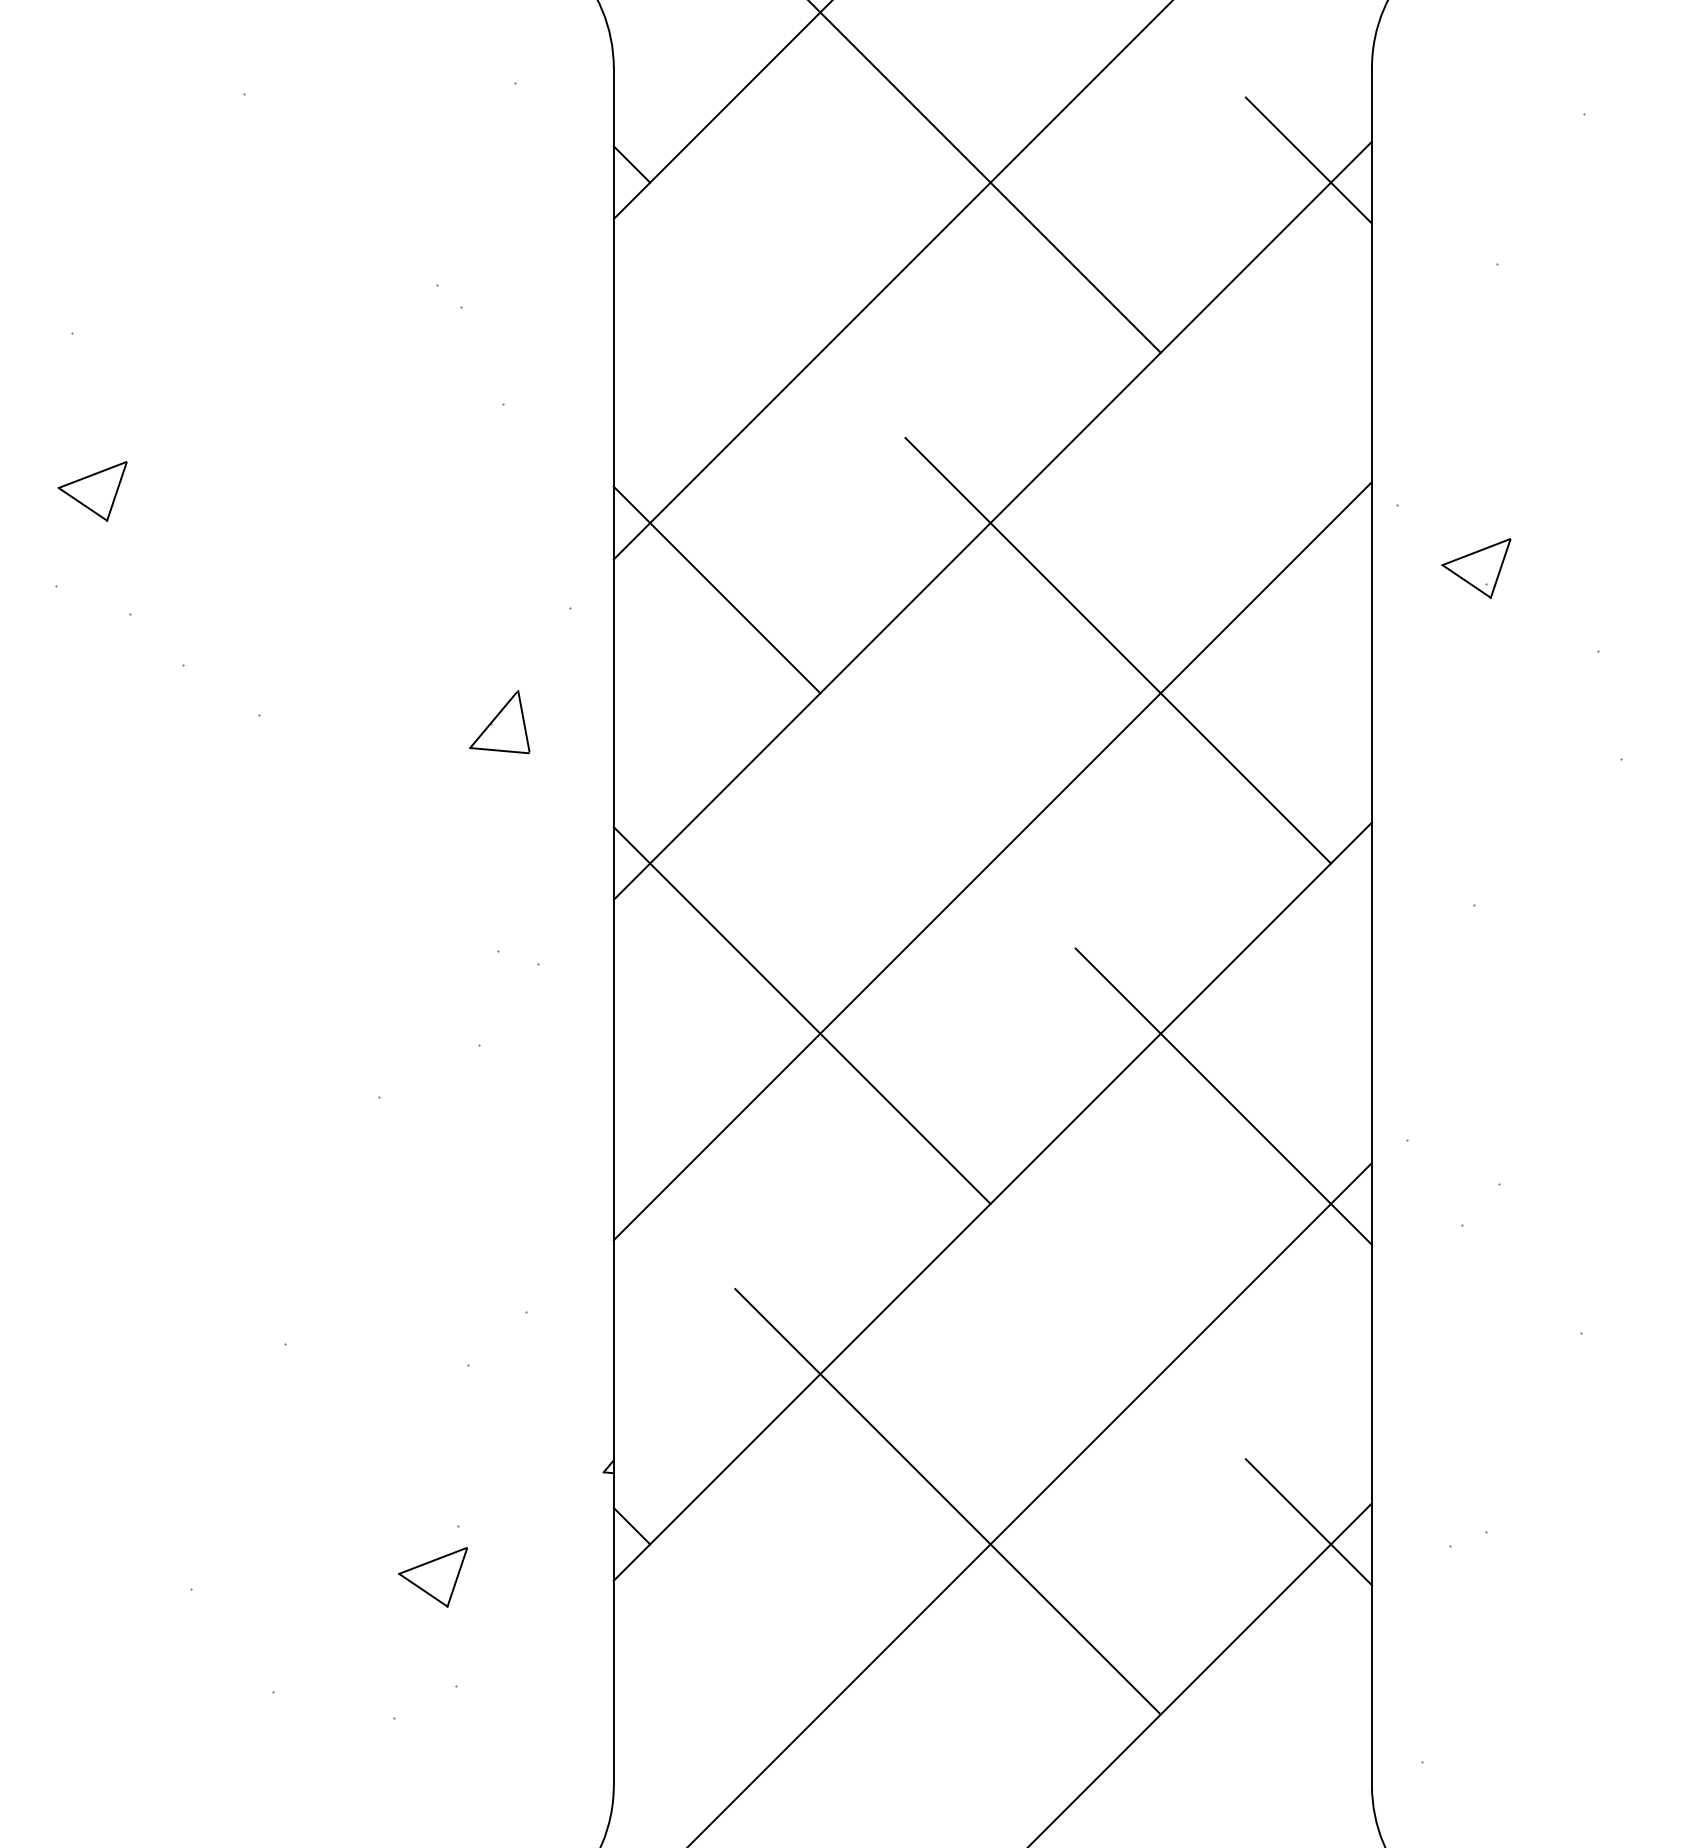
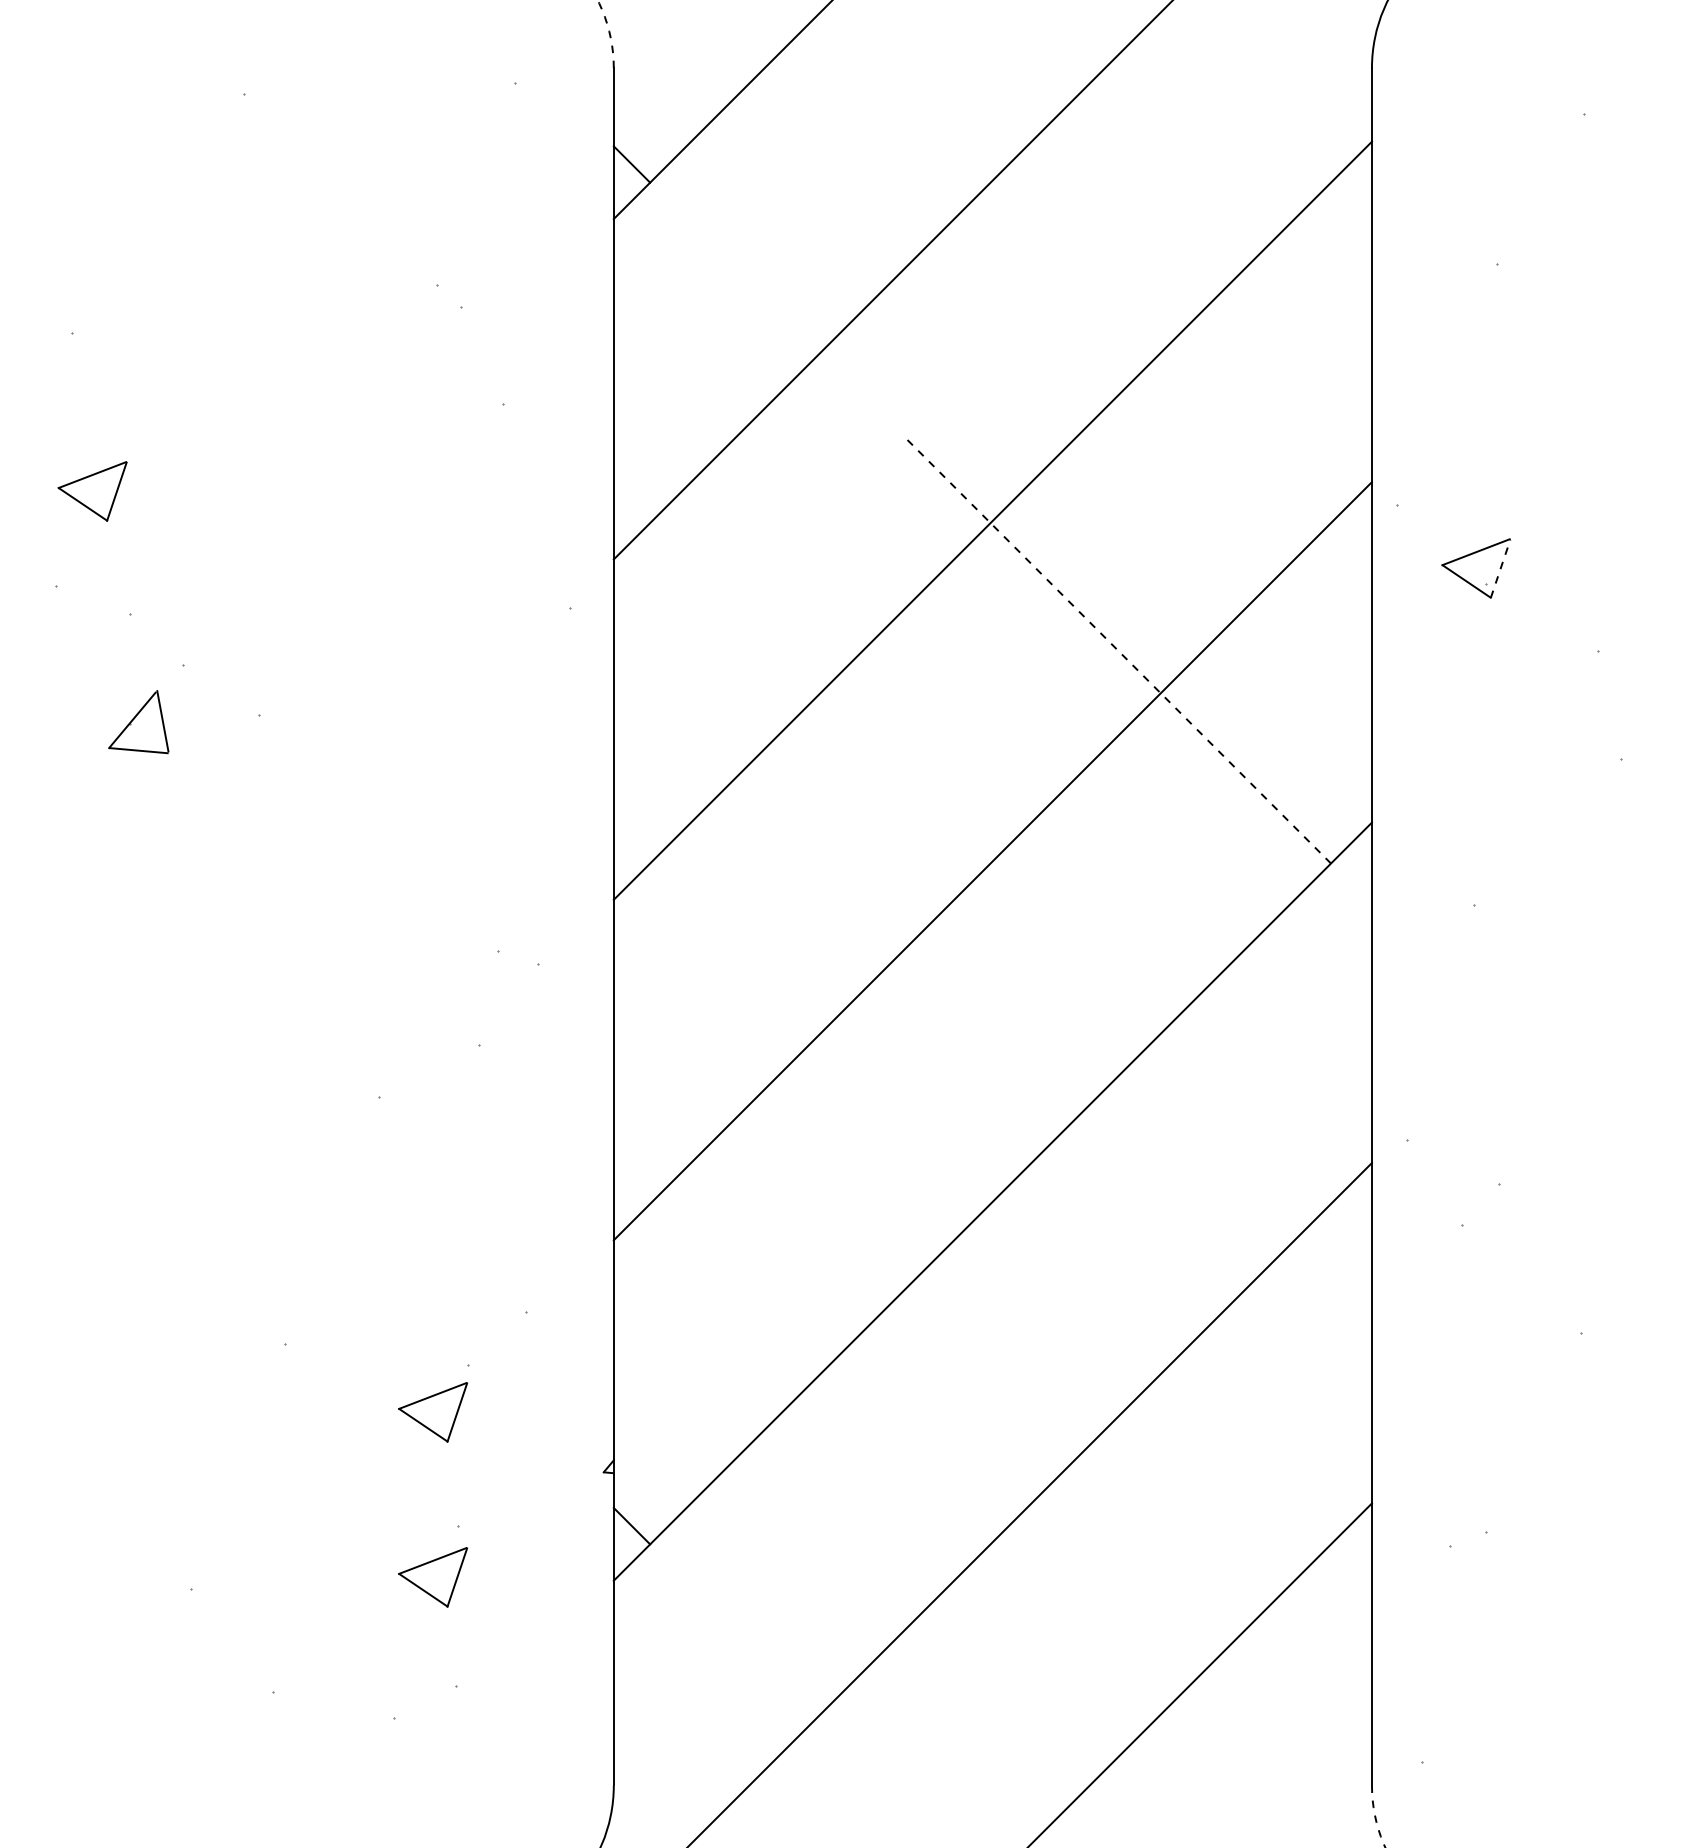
arc: solid -> dashed (609, 33)
line: present -> none (1308, 160)
line: present -> none (985, 177)
line: solid -> dashed (1500, 568)
line: present -> none (716, 589)
line: solid -> dashed (1118, 650)
part position: (499, 722) -> (138, 722) (138, 722)
line: present -> none (801, 1015)
line: present -> none (1223, 1096)
part: none -> present (433, 1412)
line: present -> none (947, 1501)
line: present -> none (1308, 1522)
arc: solid -> dashed (1375, 1817)
